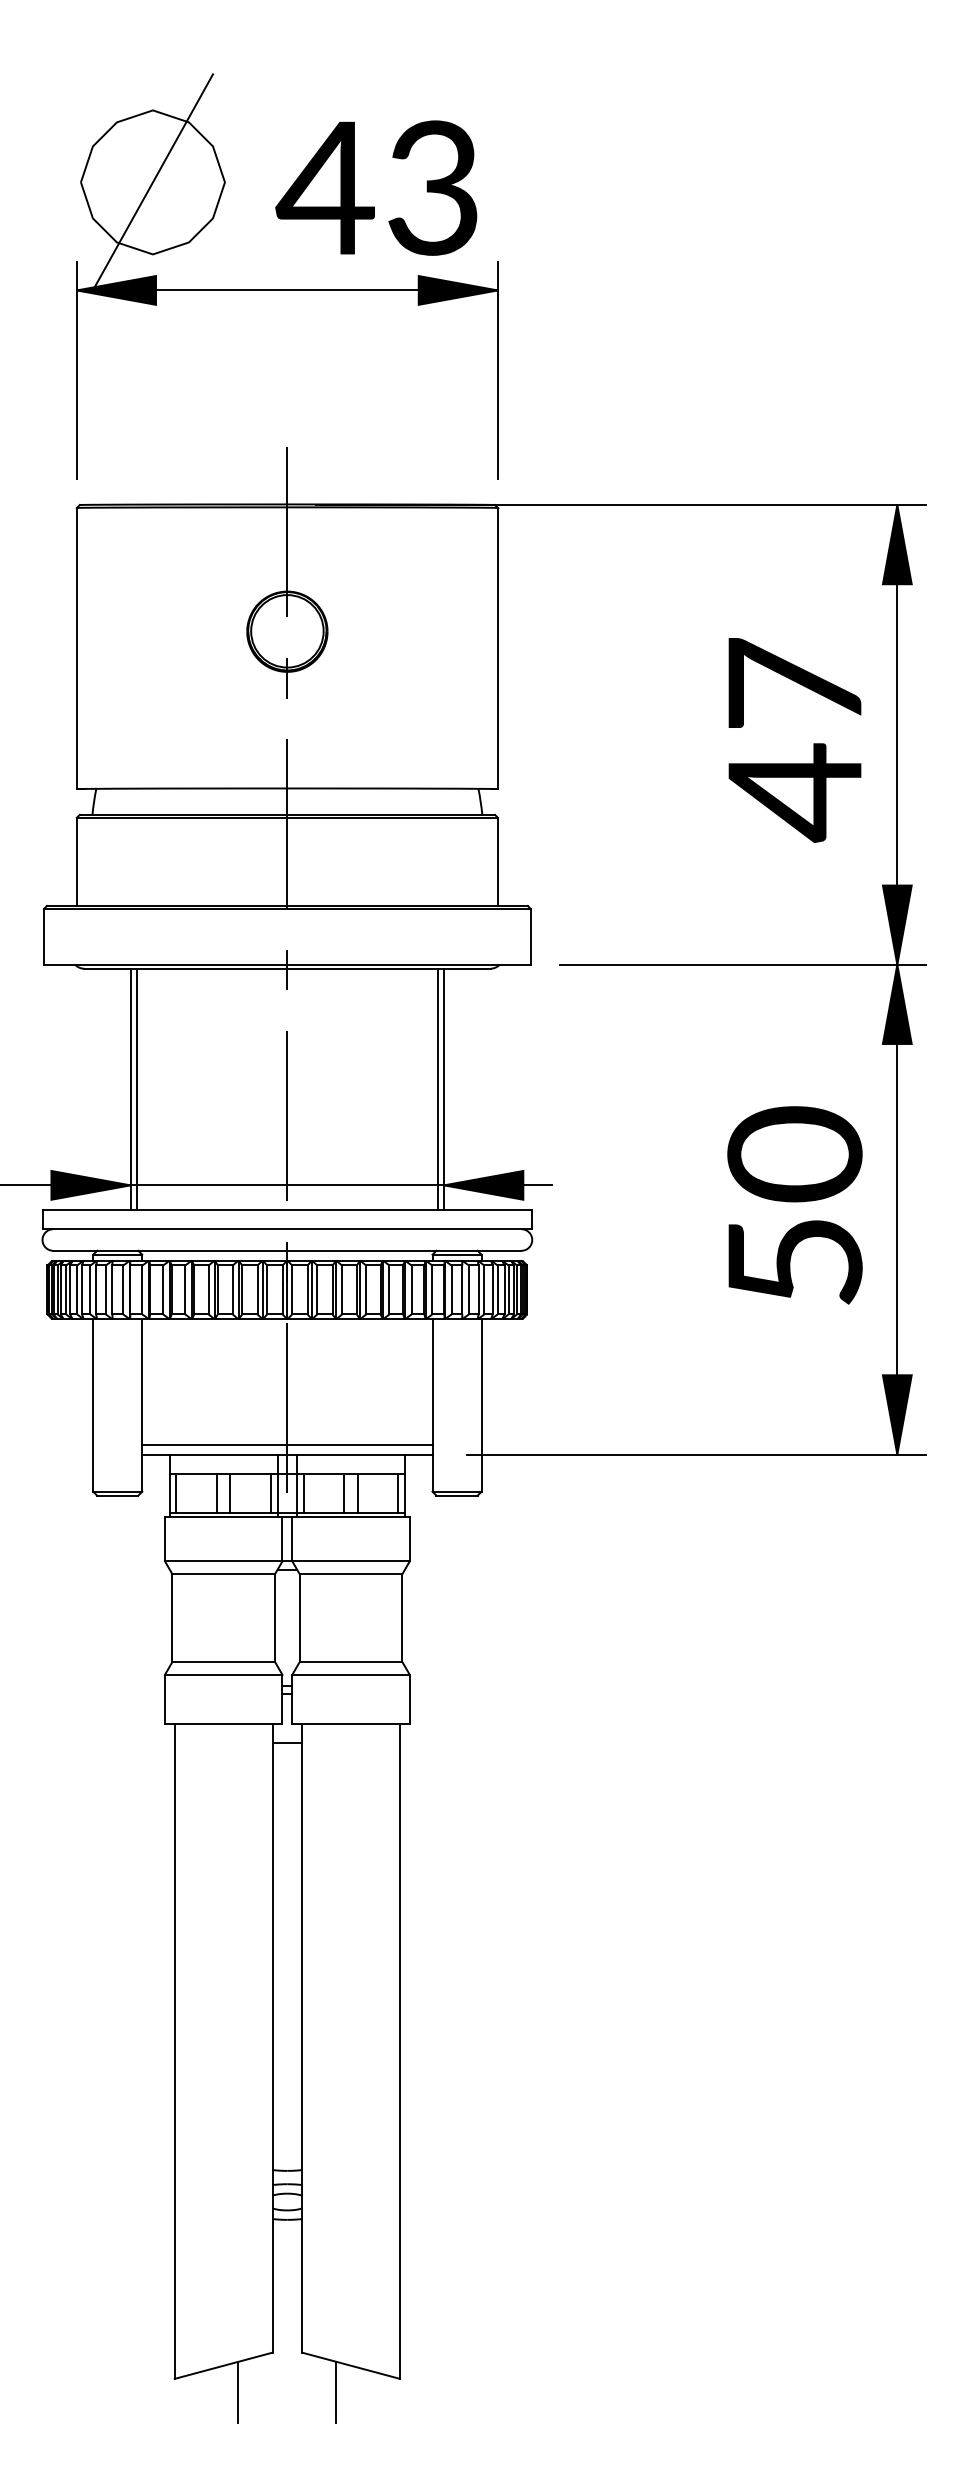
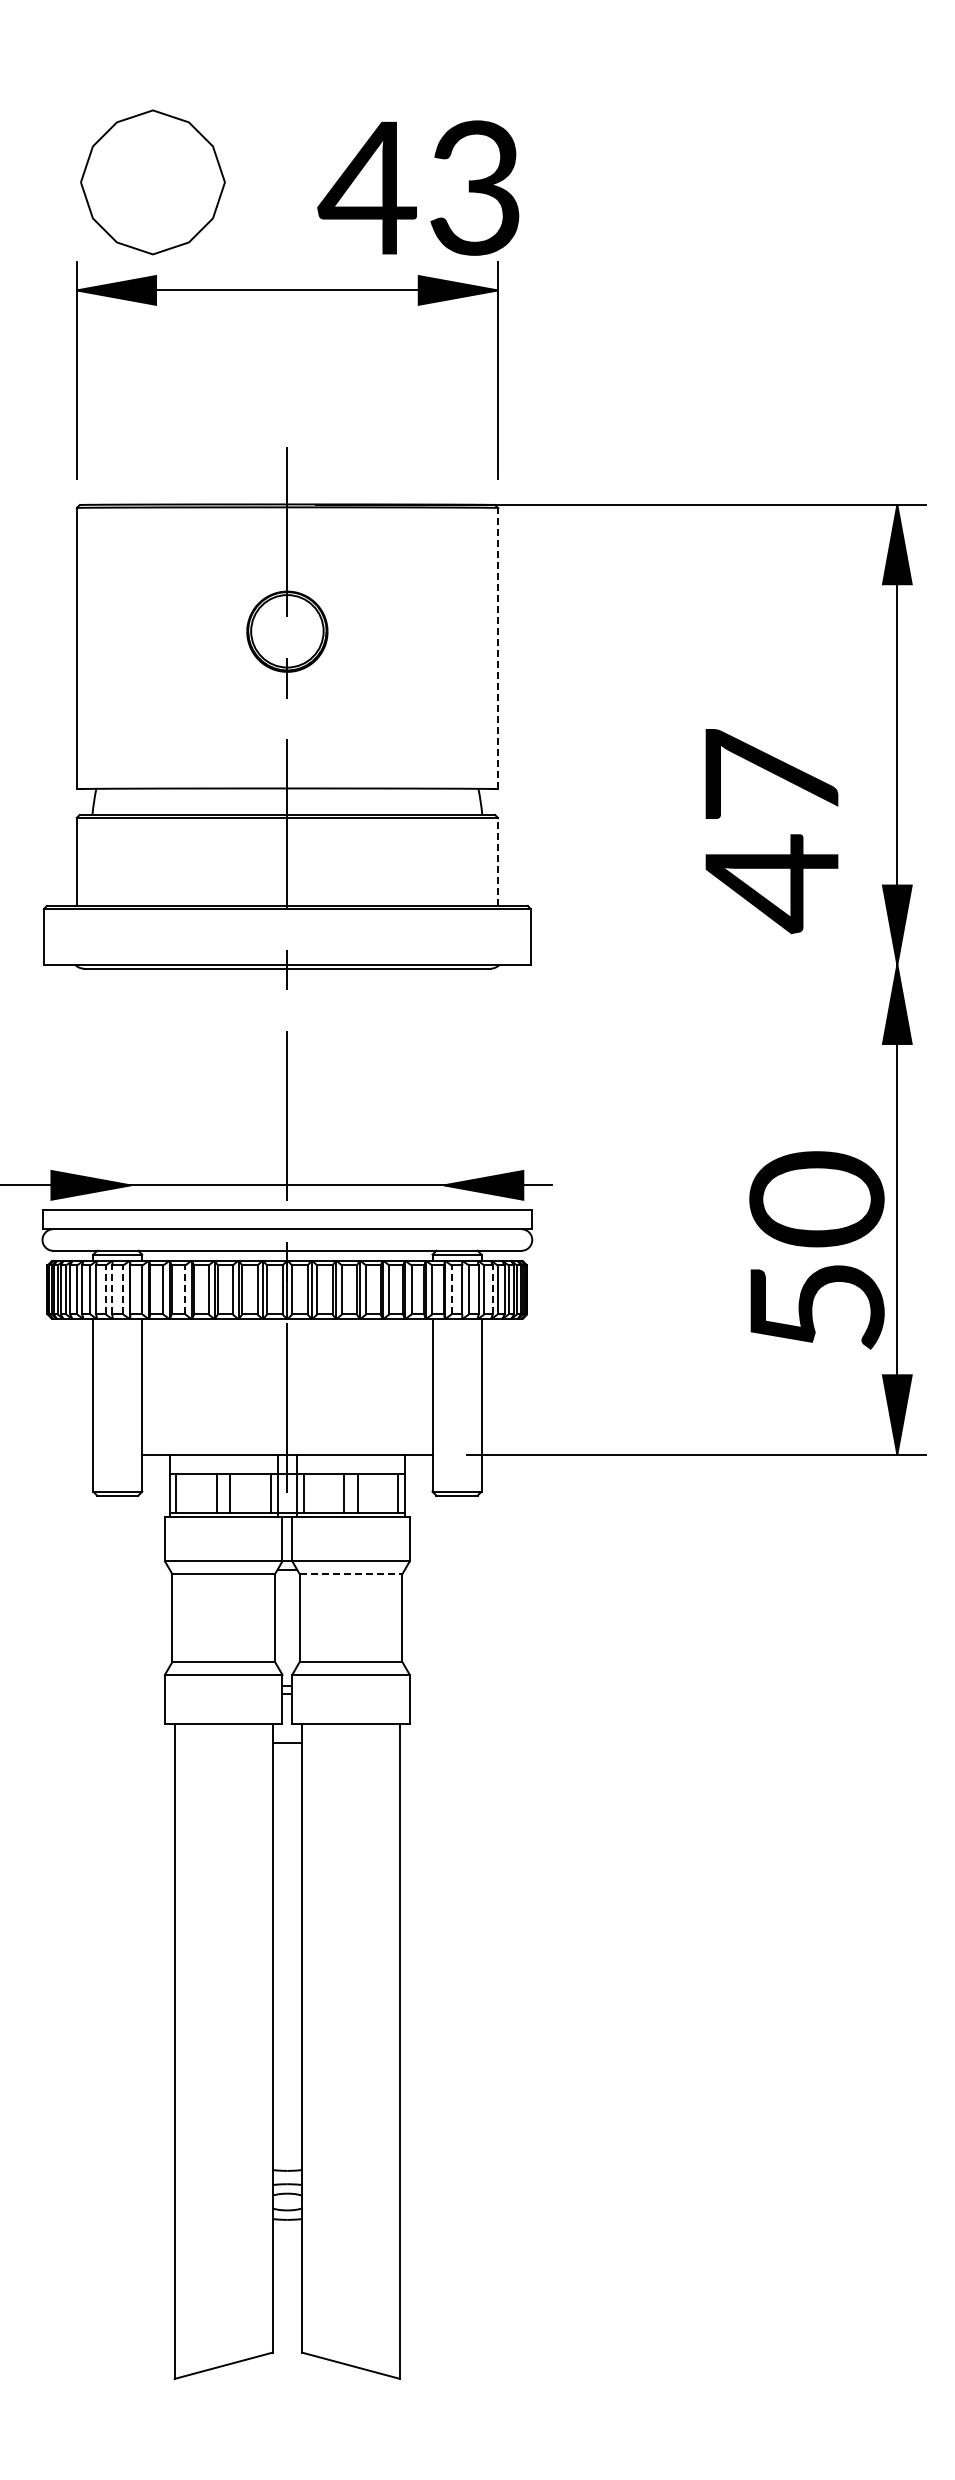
line: present -> none (152, 182)
text position: (376, 187) -> (418, 187) (418, 187)
line: solid -> dashed (497, 648)
text position: (794, 740) -> (771, 831) (771, 831)
line: solid -> dashed (497, 861)
line: present -> none (742, 964)
line: present -> none (130, 1088)
line: present -> none (137, 1088)
line: present -> none (437, 1088)
line: present -> none (444, 1088)
text position: (794, 1205) -> (816, 1250) (816, 1250)
line: solid -> dashed (105, 1289)
line: solid -> dashed (112, 1289)
line: solid -> dashed (123, 1289)
line: solid -> dashed (185, 1289)
line: solid -> dashed (451, 1289)
line: solid -> dashed (492, 1289)
line: present -> none (287, 1444)
line: solid -> dashed (351, 1574)
line: present -> none (238, 2391)
line: present -> none (336, 2391)
